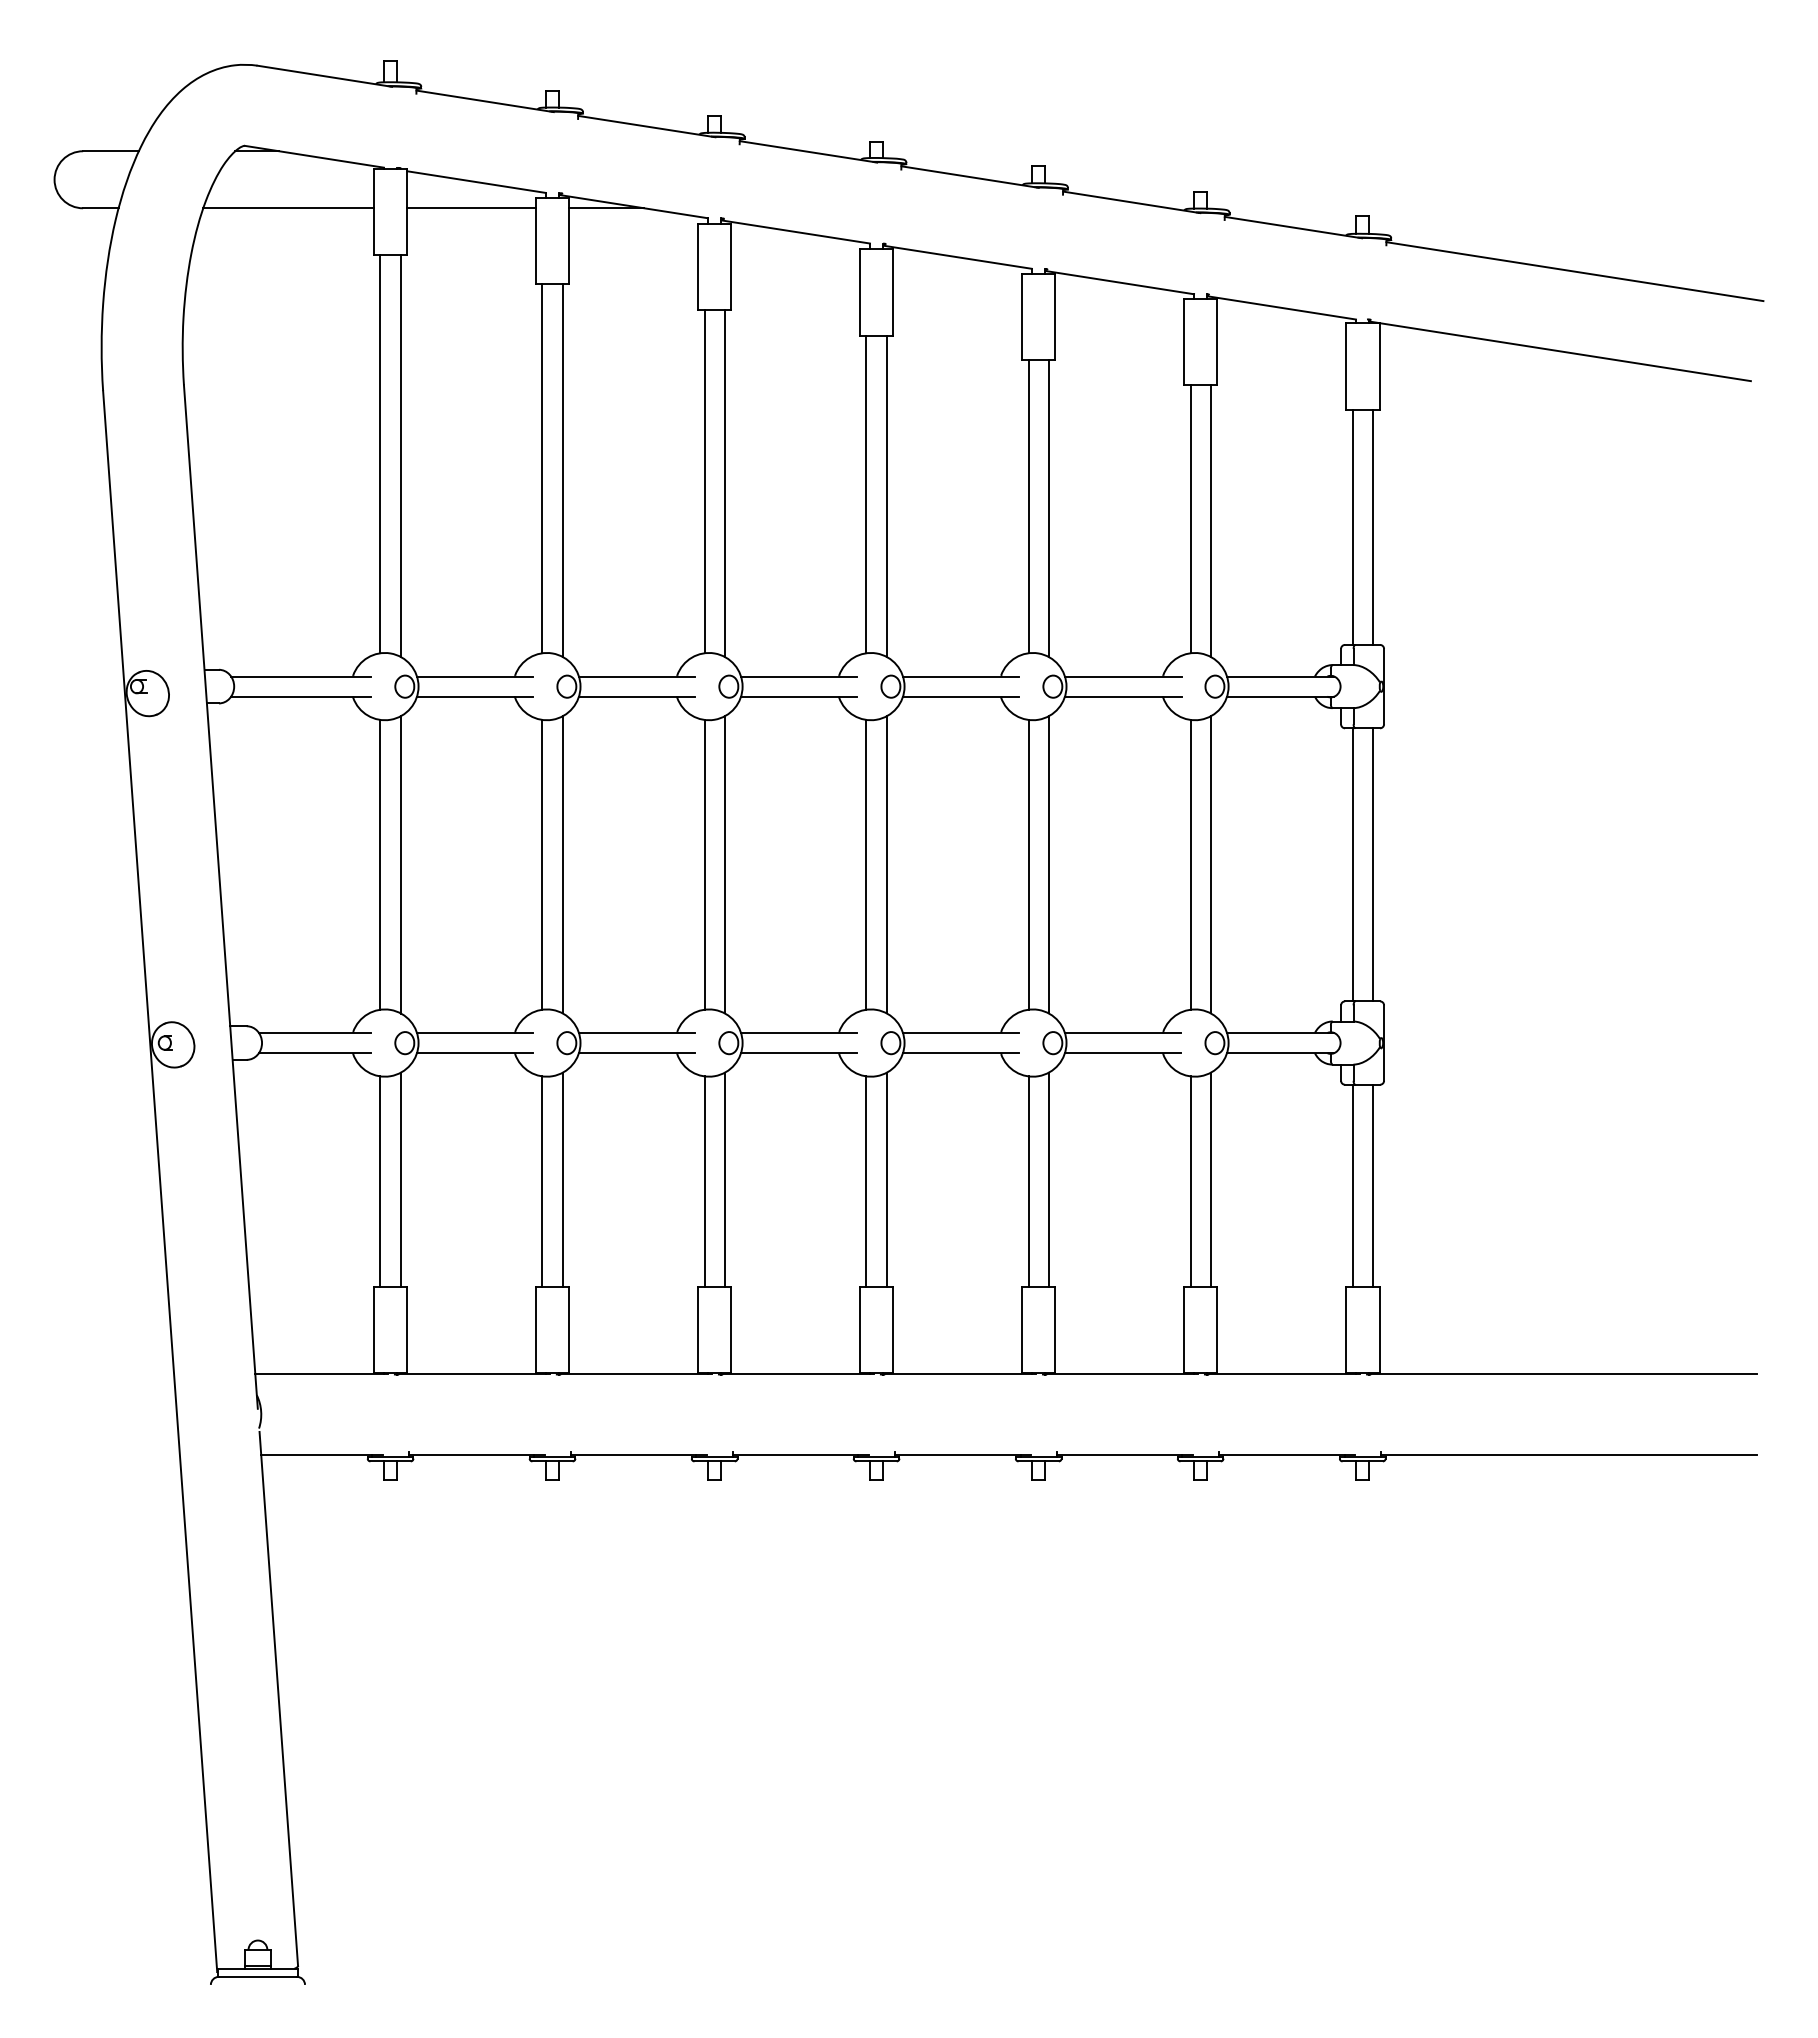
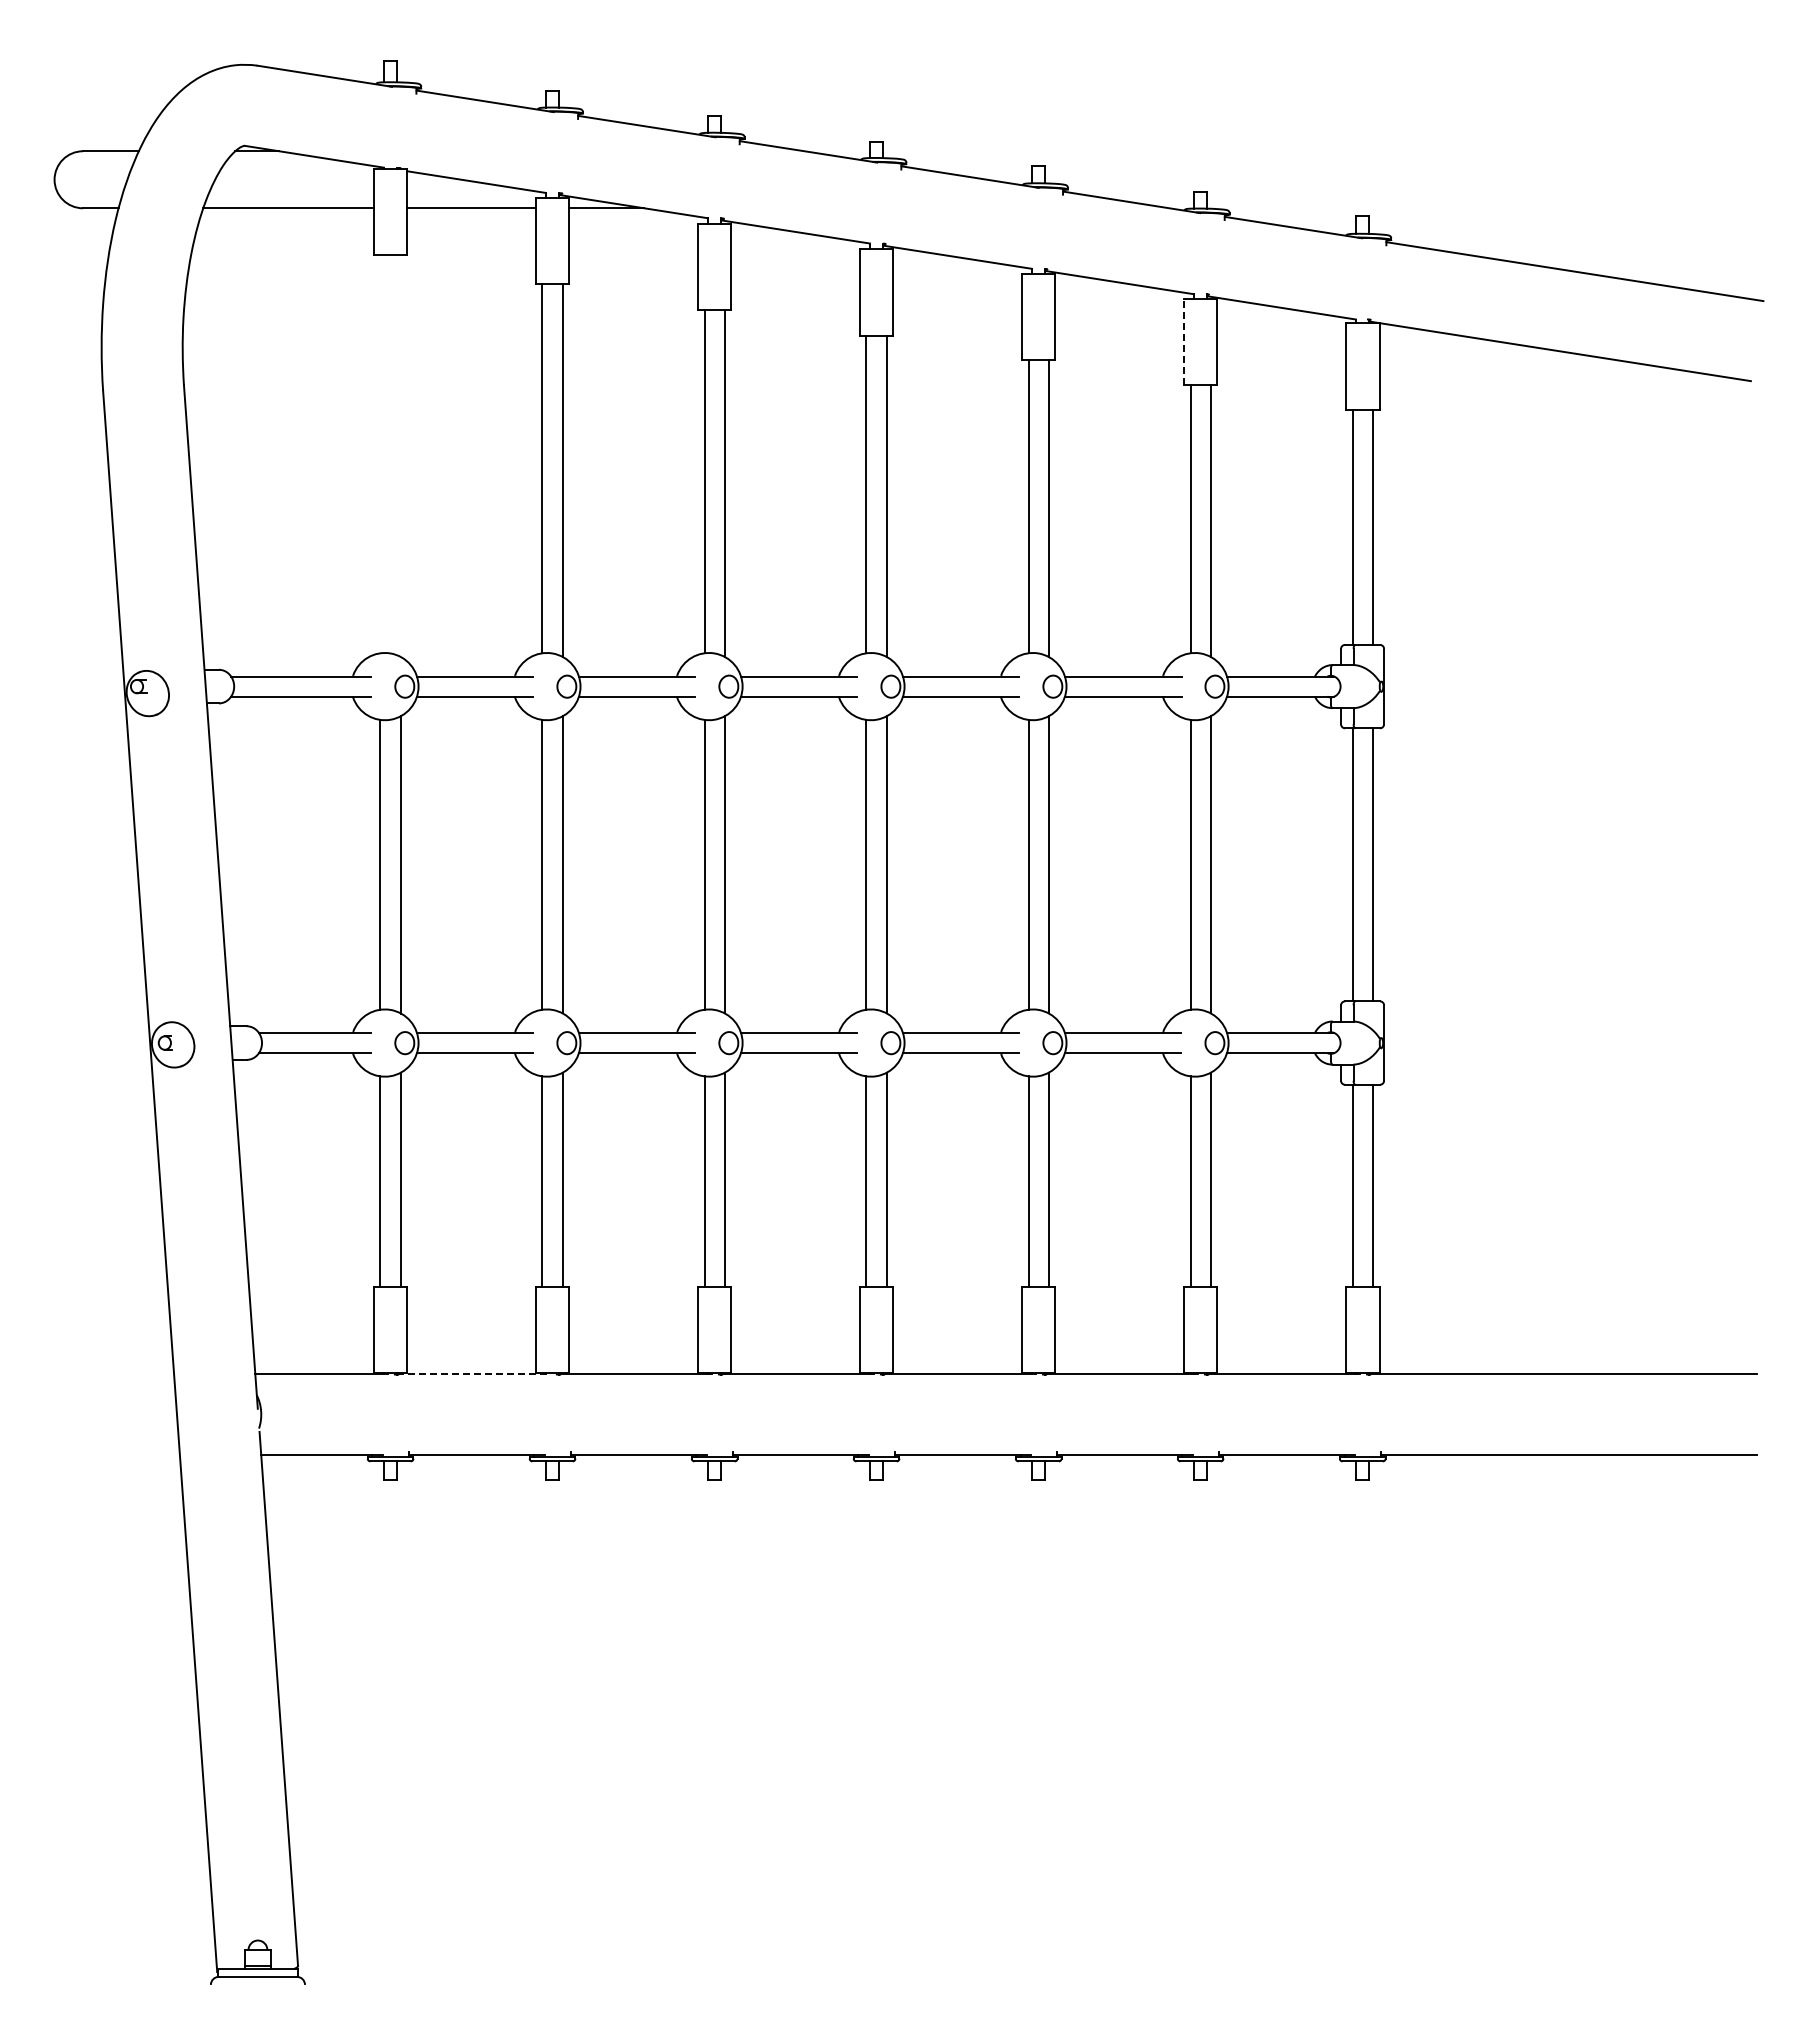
line: solid -> dashed (1183, 341)
line: present -> none (379, 453)
line: present -> none (401, 455)
line: solid -> dashed (474, 1373)
